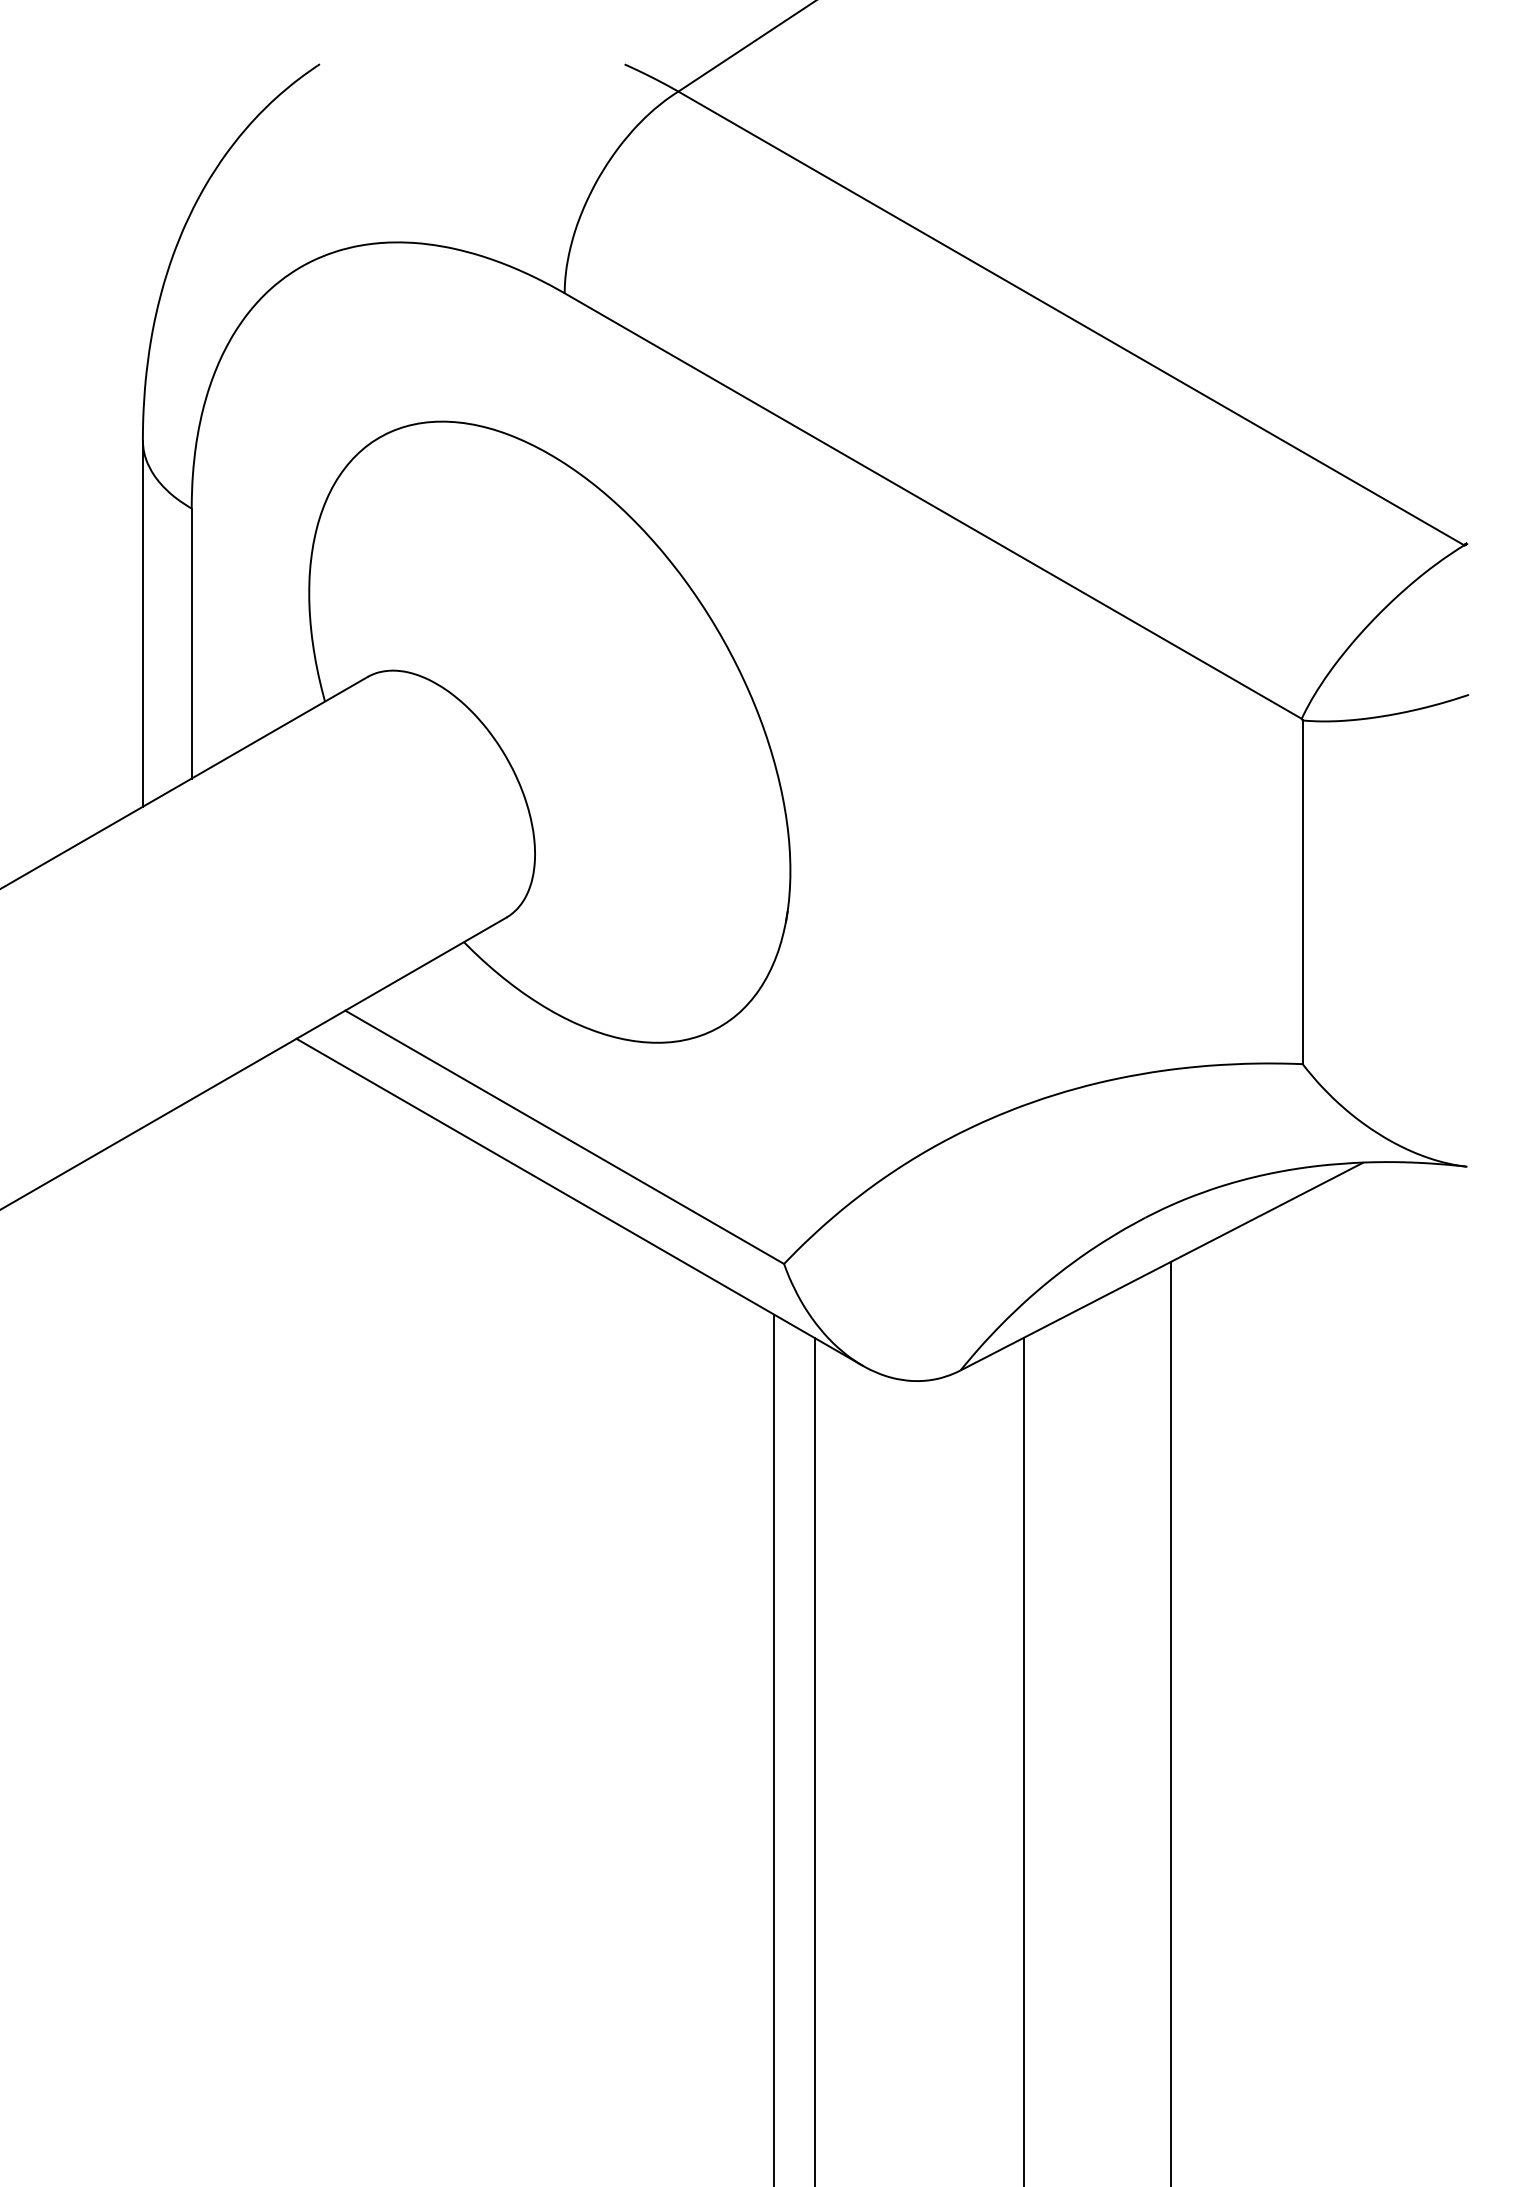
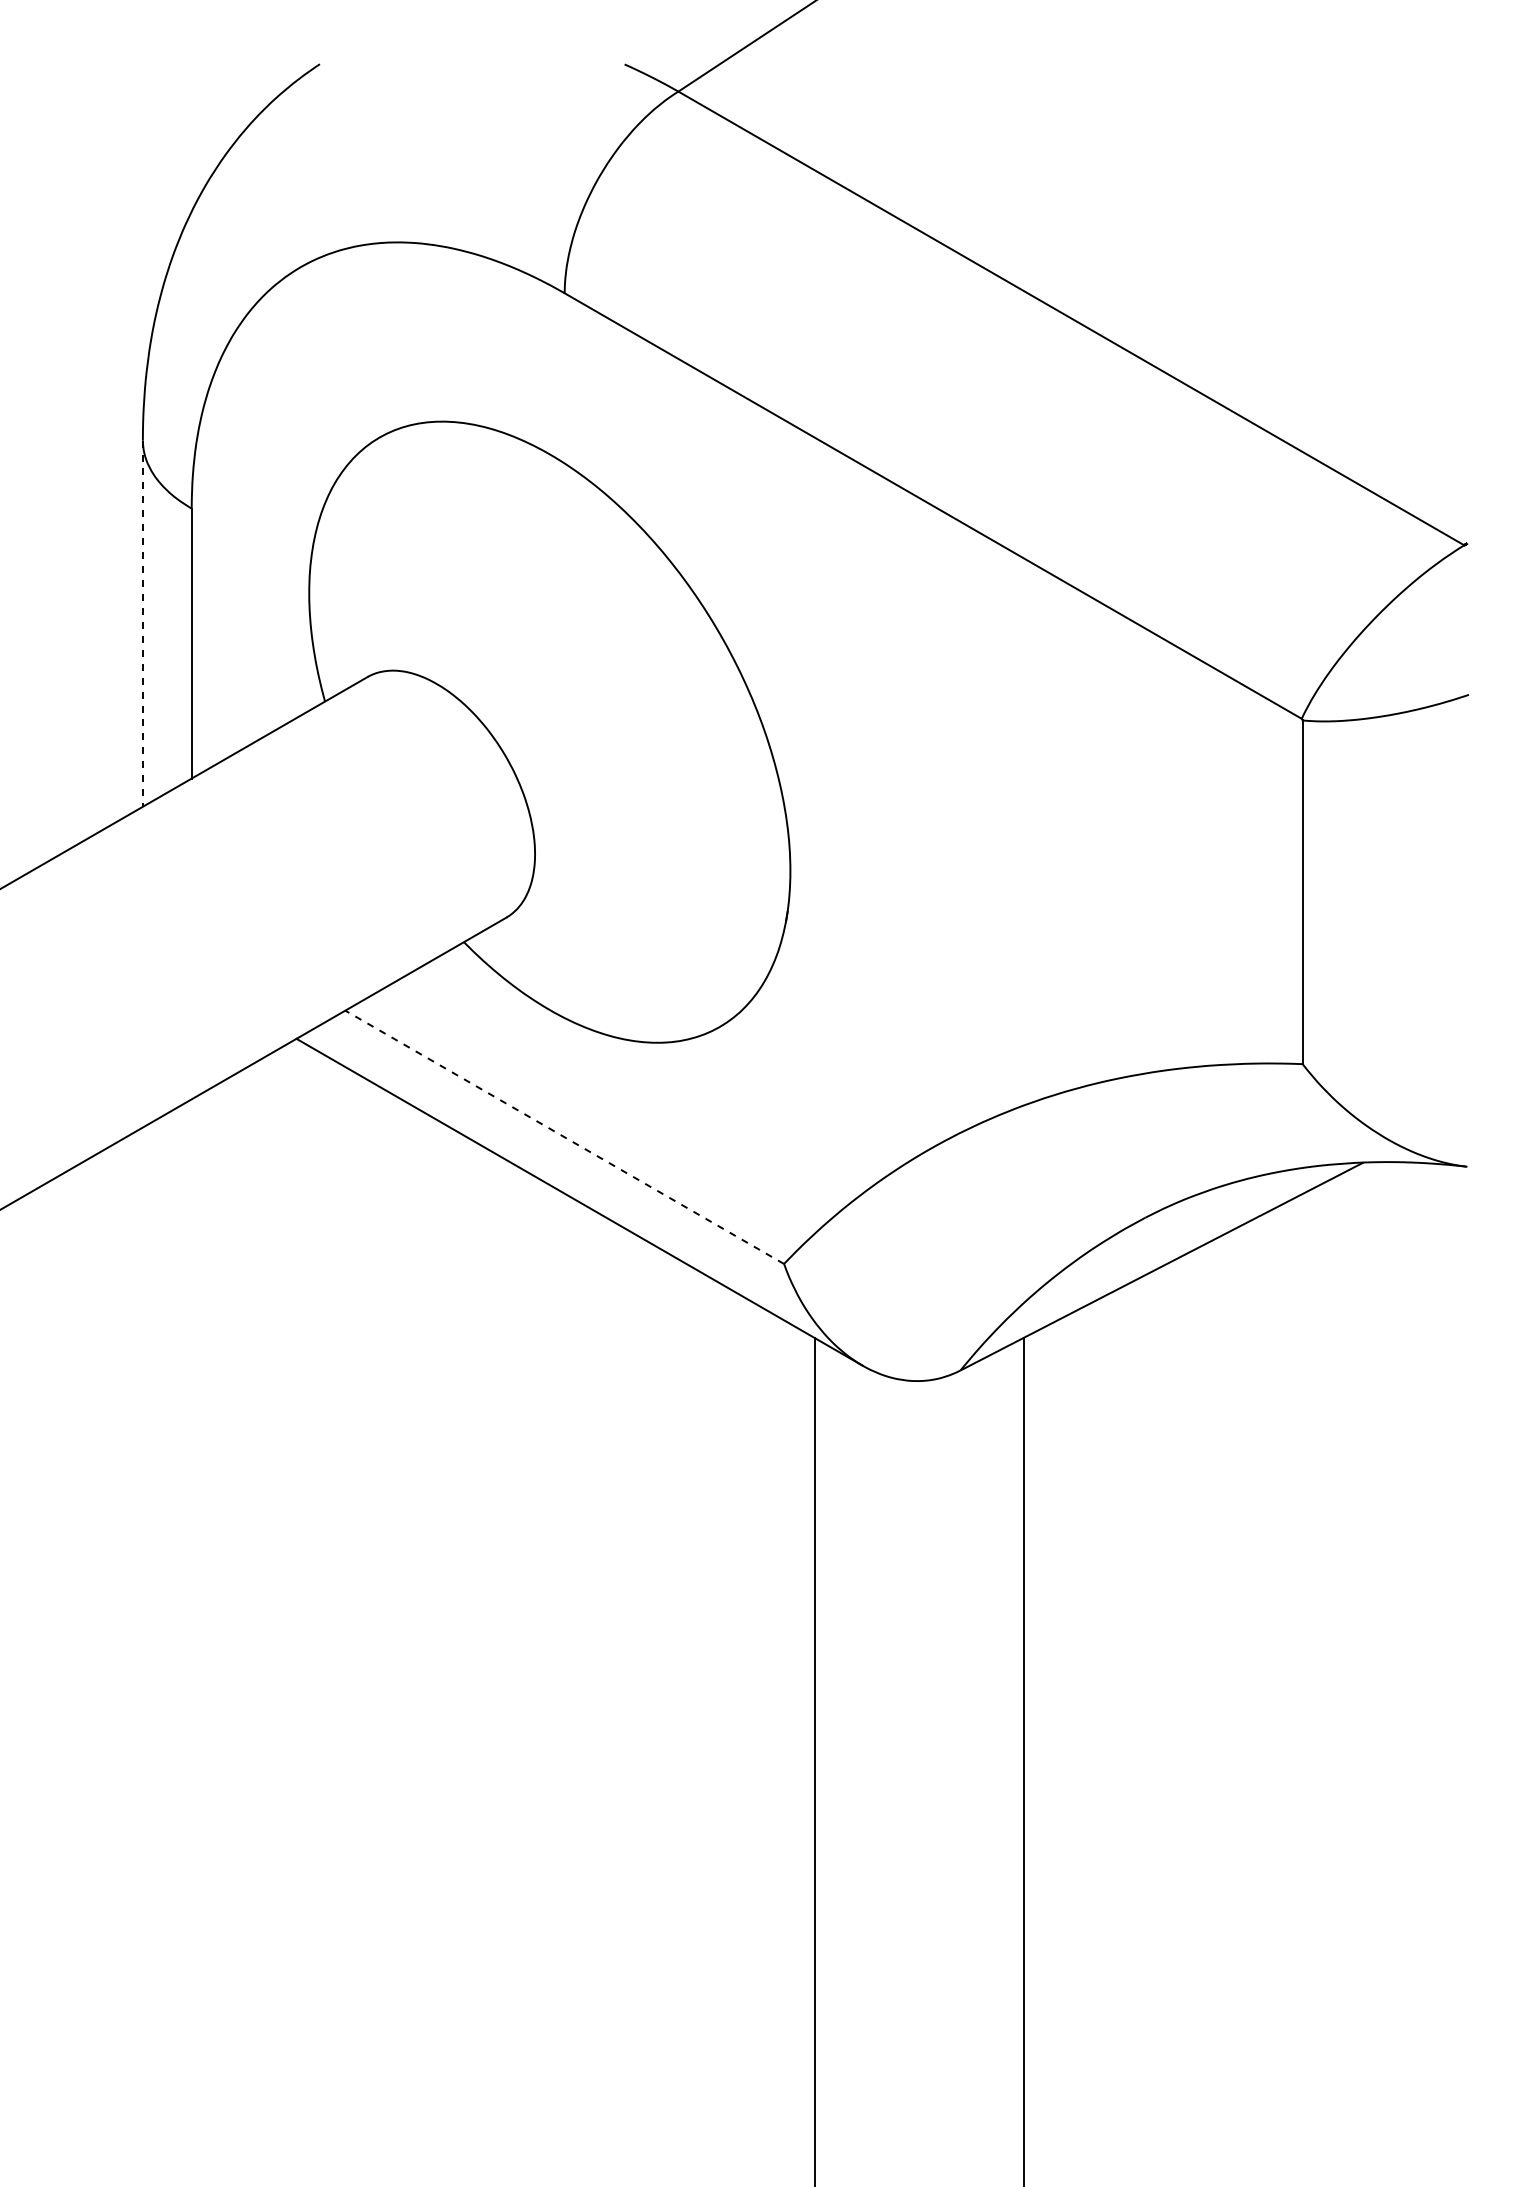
line: solid -> dashed (142, 624)
line: solid -> dashed (564, 1137)
line: present -> none (1171, 1722)
line: present -> none (774, 1748)
